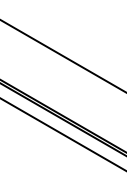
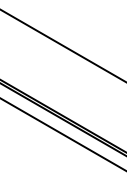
line position: (62, 56) -> (62, 45) (62, 45)
